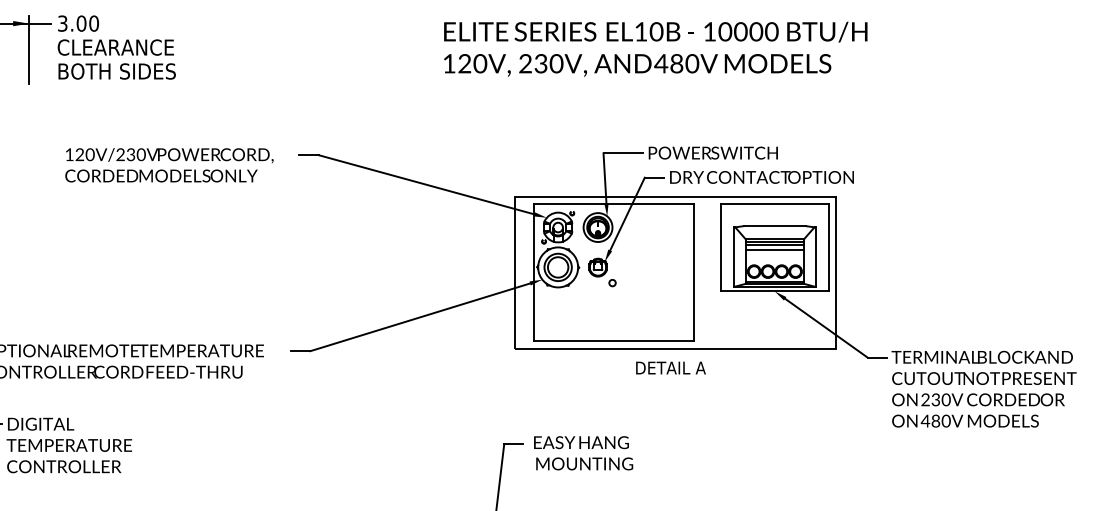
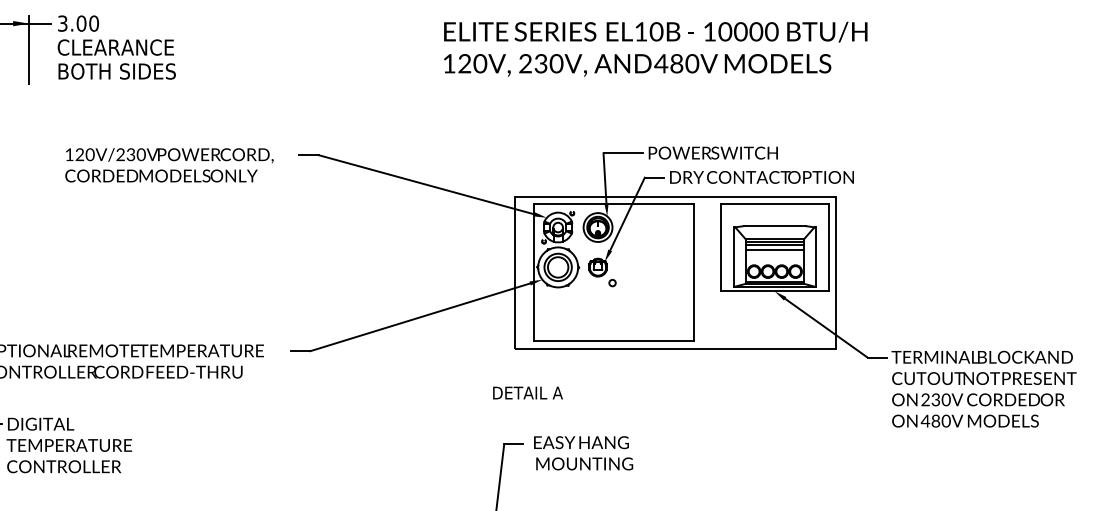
text position: (670, 367) -> (527, 392) (527, 392)
